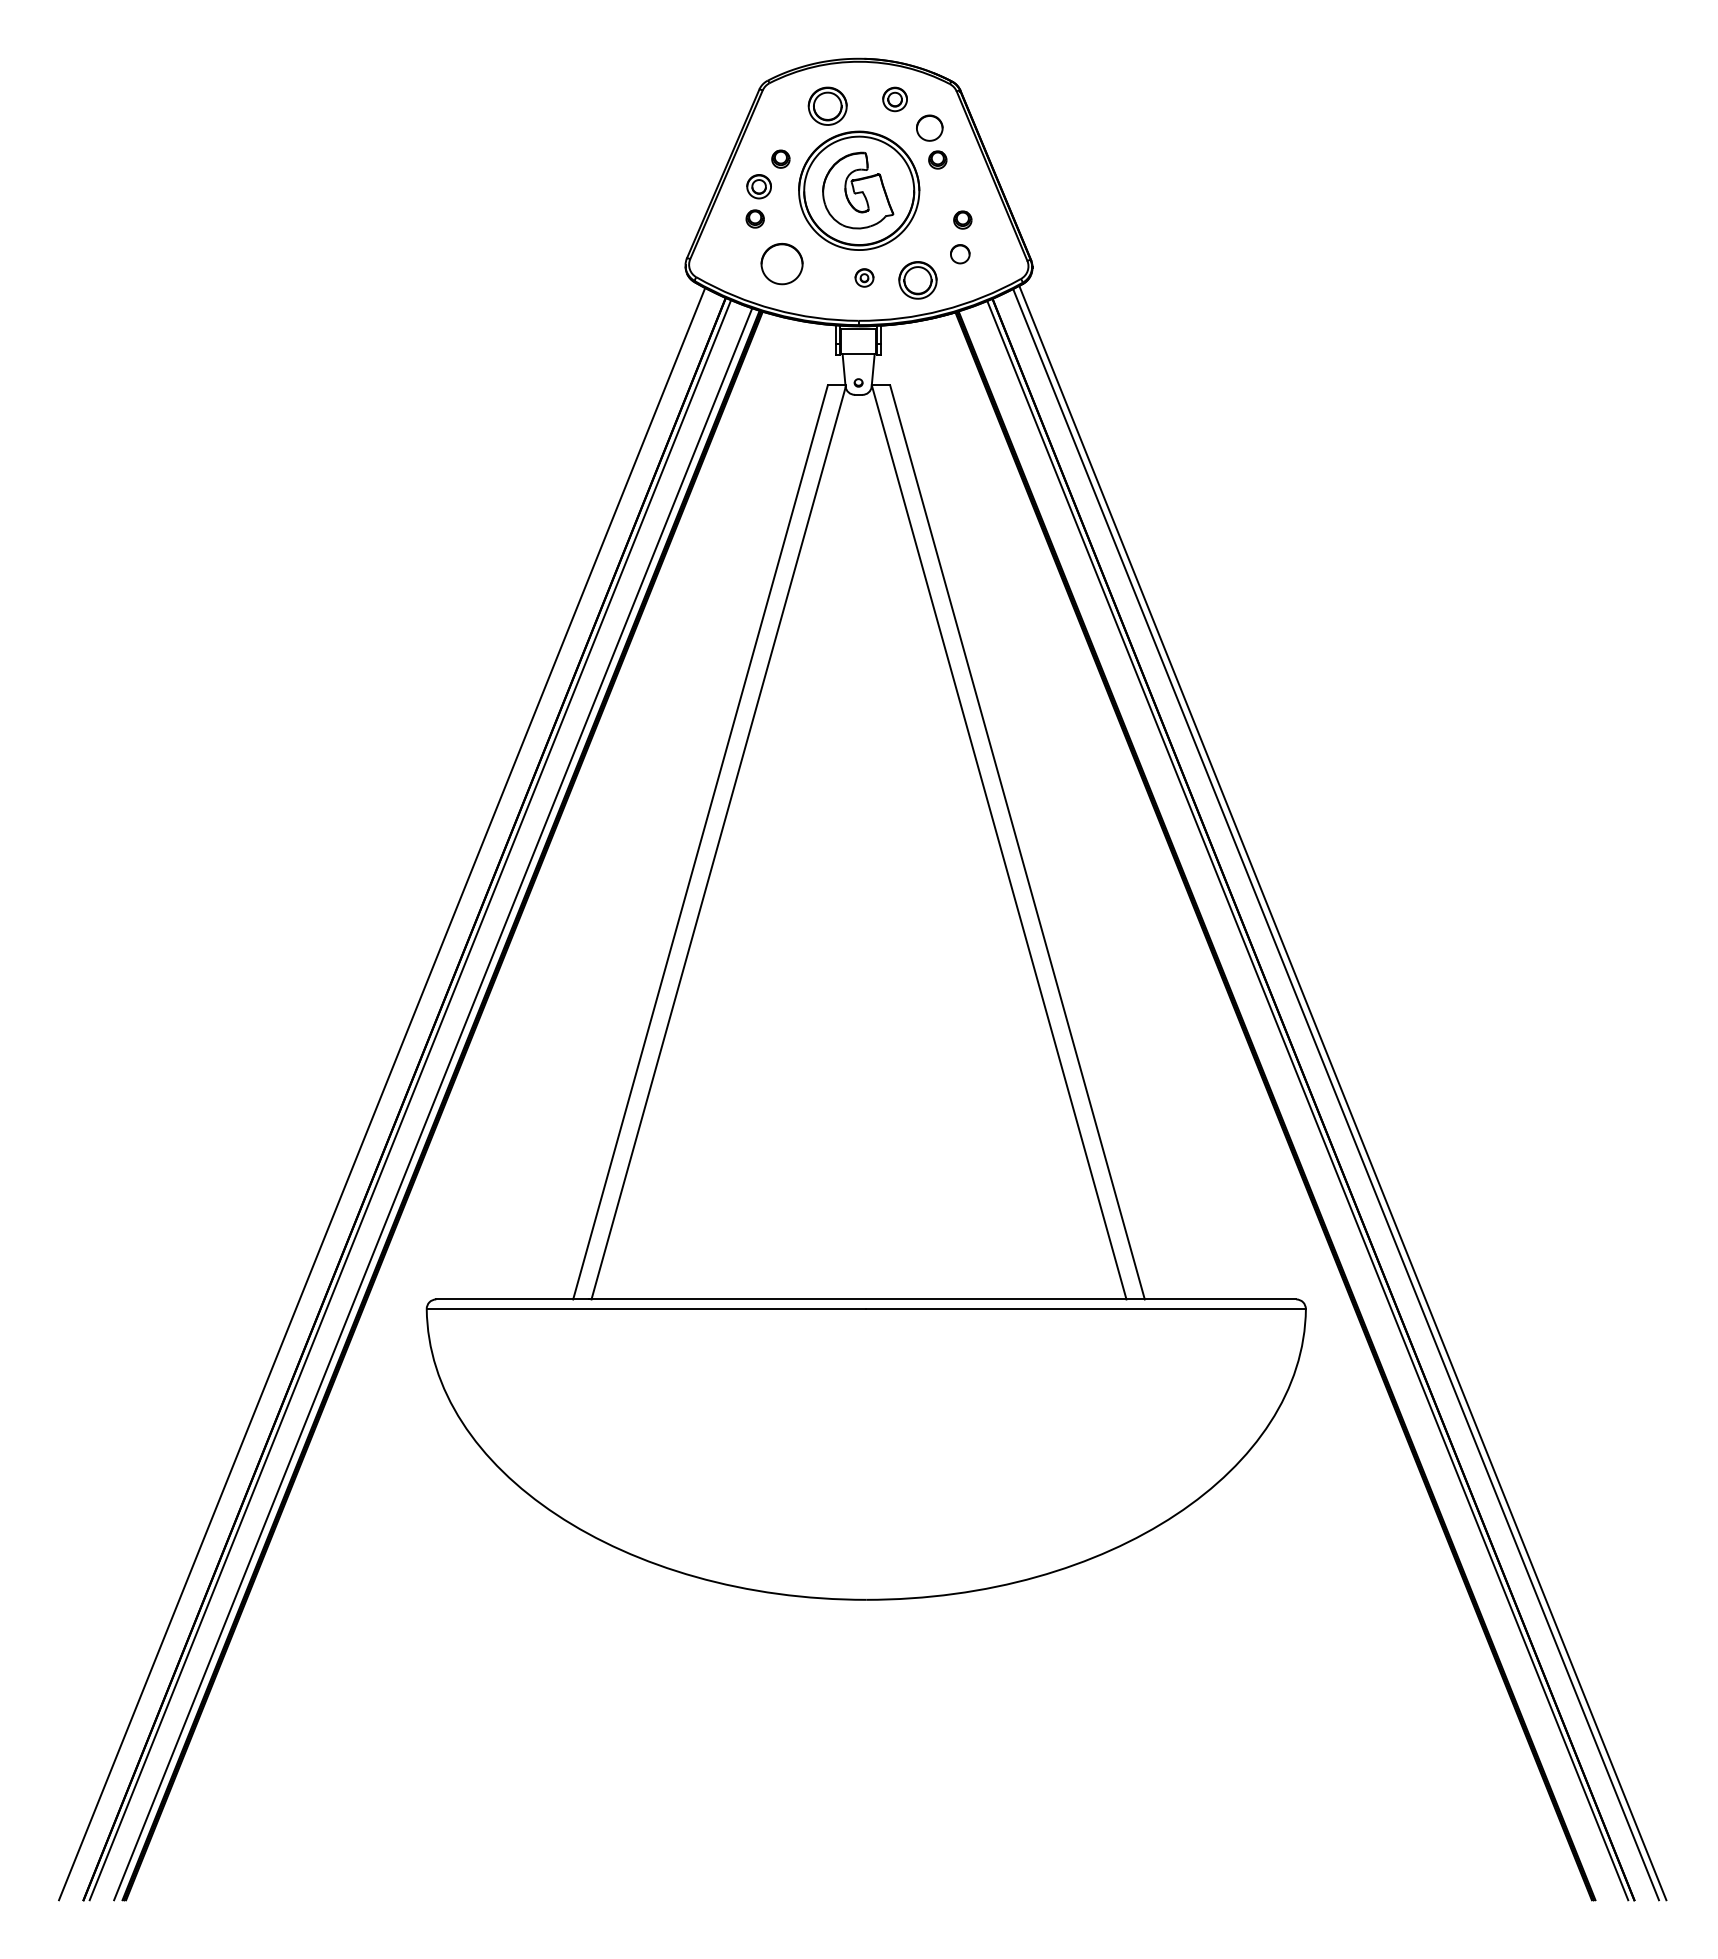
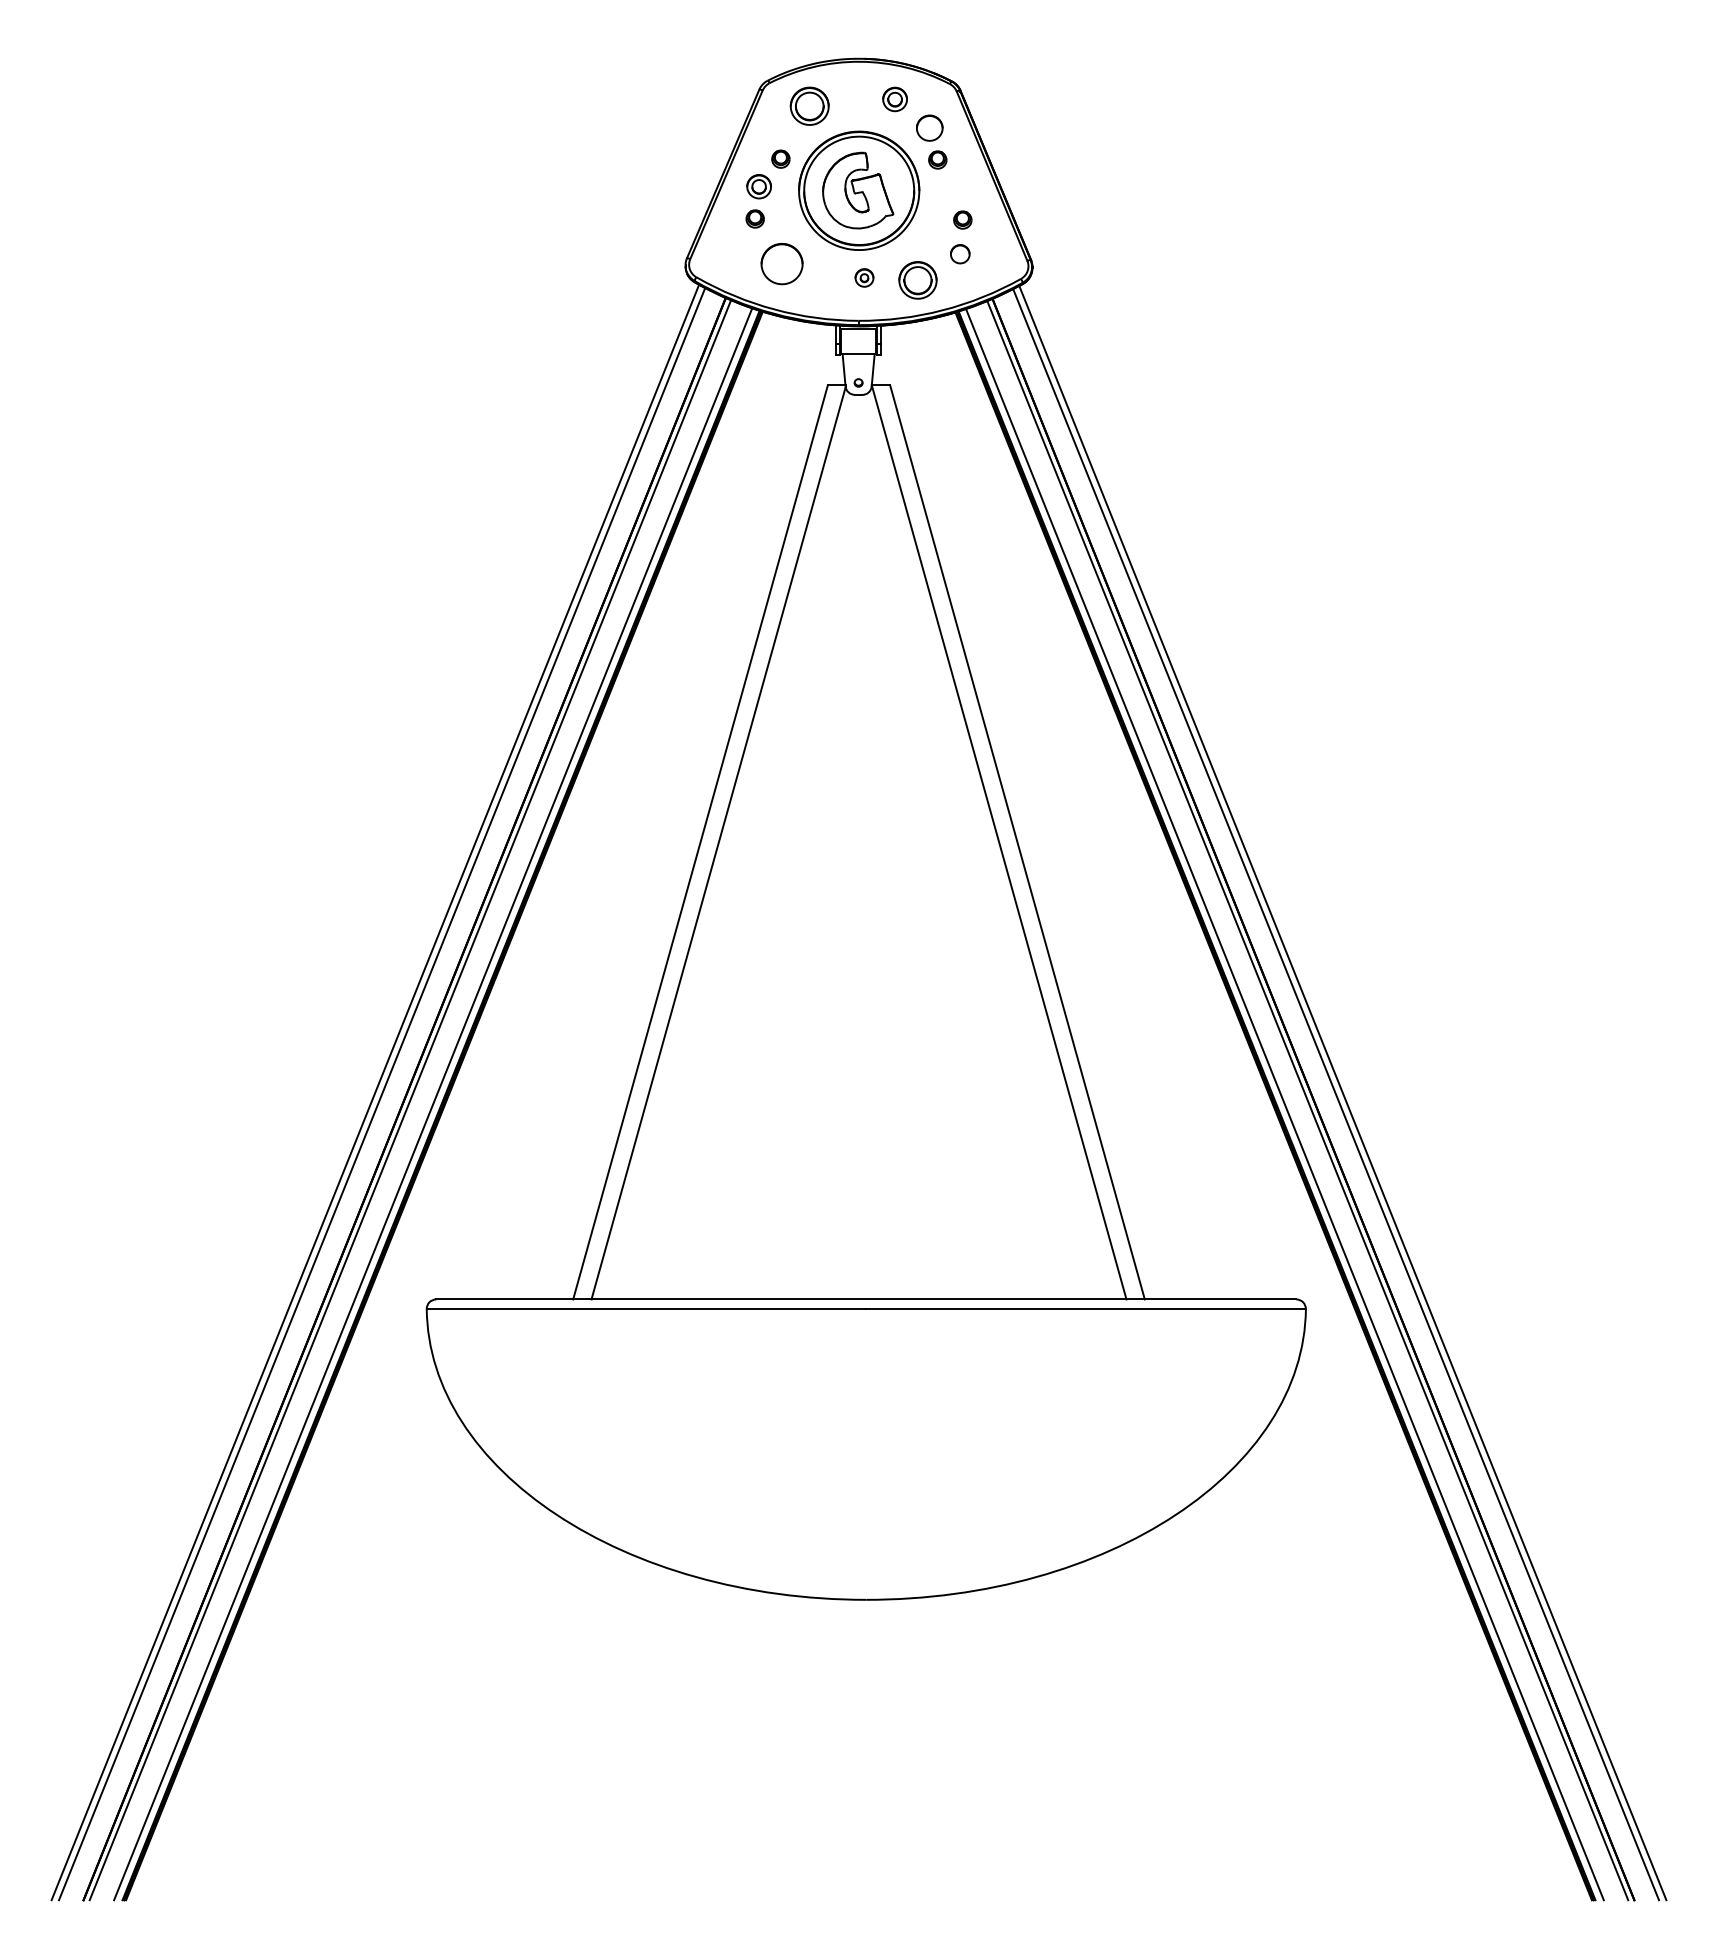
part position: (827, 105) -> (809, 105) (809, 105)
line: none -> present (375, 1092)
line: none -> present (1284, 1104)
